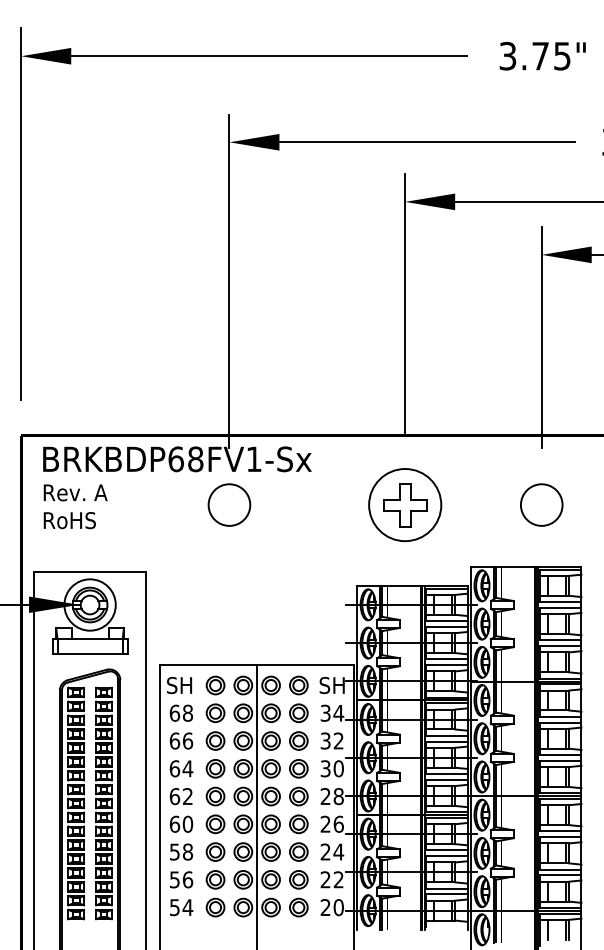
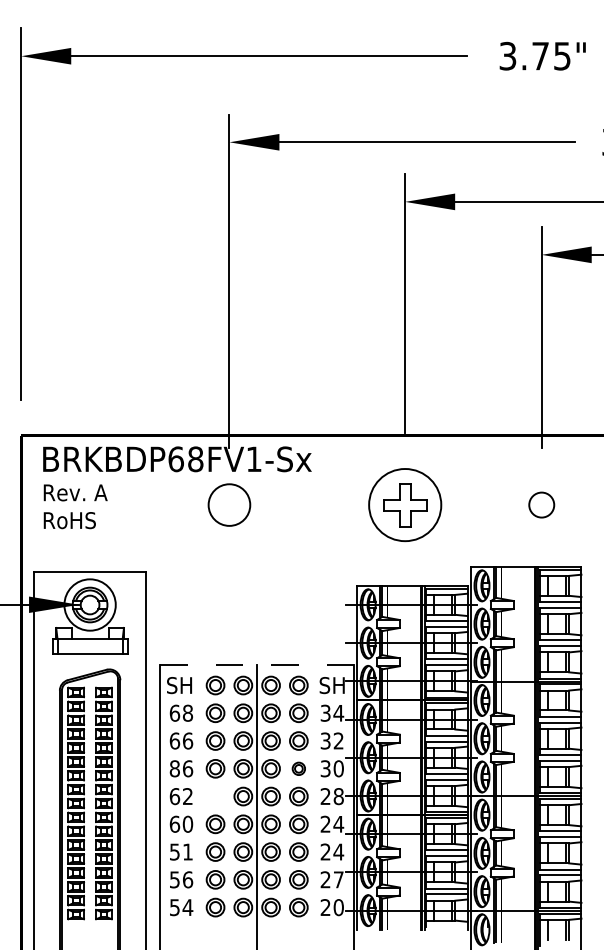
circle diameter: 42 px -> 25 px (541, 504)
line: solid -> dashed (257, 664)
text: 64 -> 86 (181, 768)
part size: 20x20 px -> 15x15 px (298, 768)
part: present -> none (215, 796)
text: 26 -> 24 (338, 823)
text: 58 -> 51 (188, 851)
text: 22 -> 27 (338, 879)
